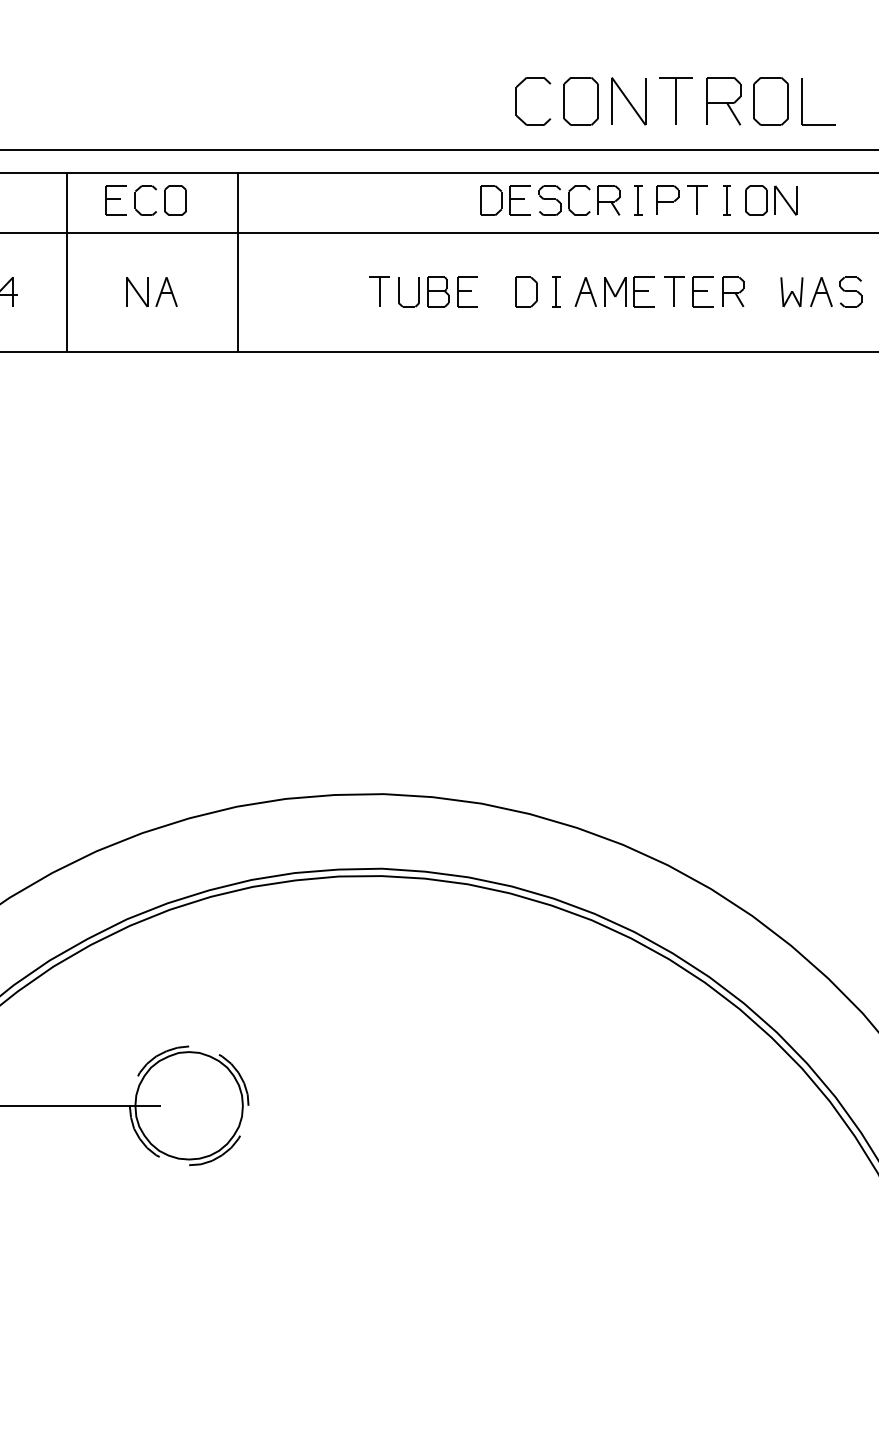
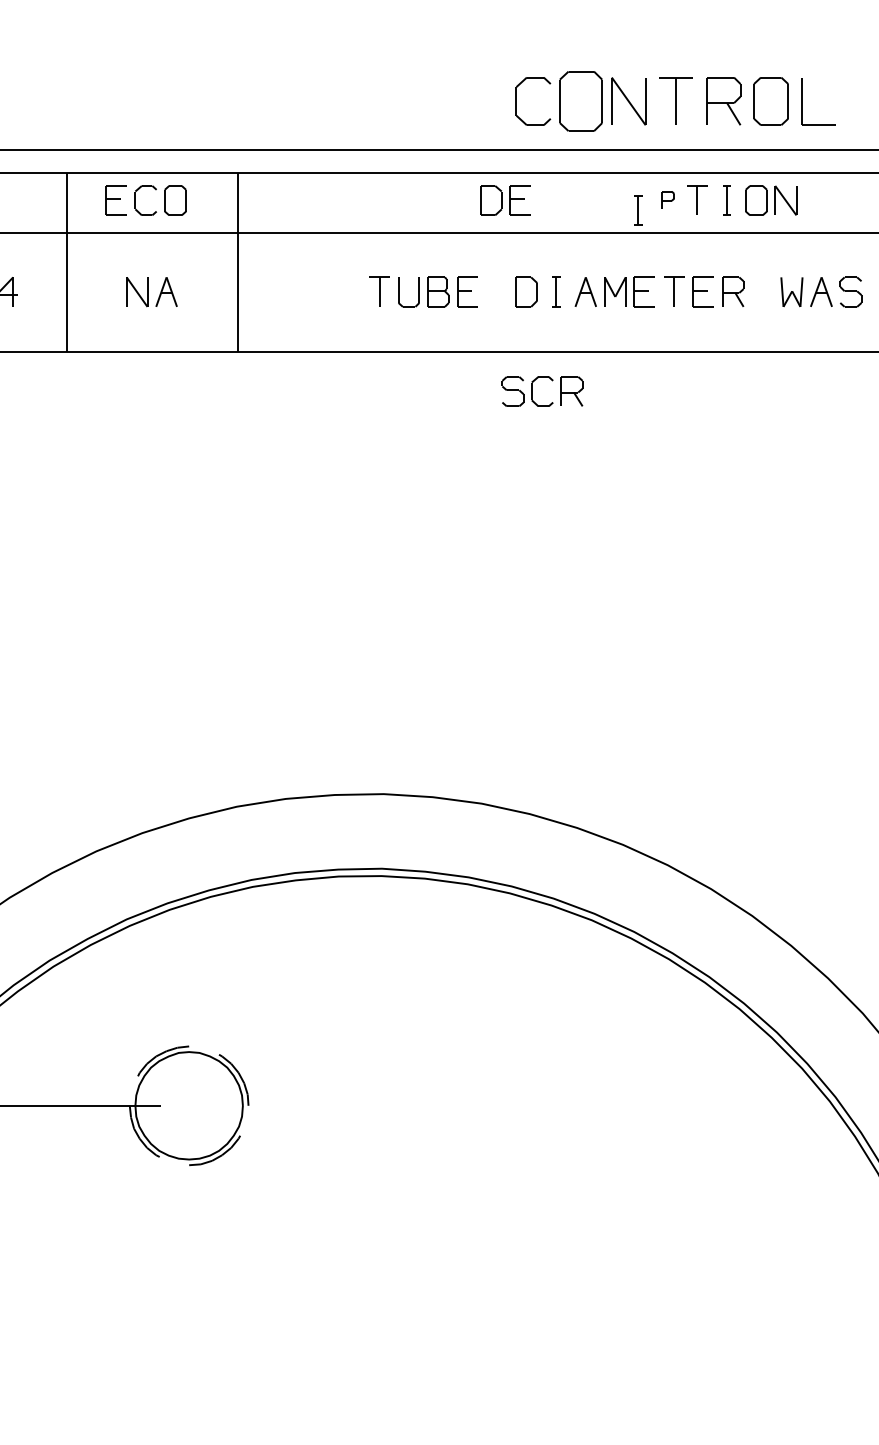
part size: 36x49 px -> 44x61 px (580, 101)
part size: 24x30 px -> 14x18 px (667, 199)
part position: (569, 200) -> (532, 391) (532, 391)
part position: (638, 200) -> (638, 210) (638, 210)
